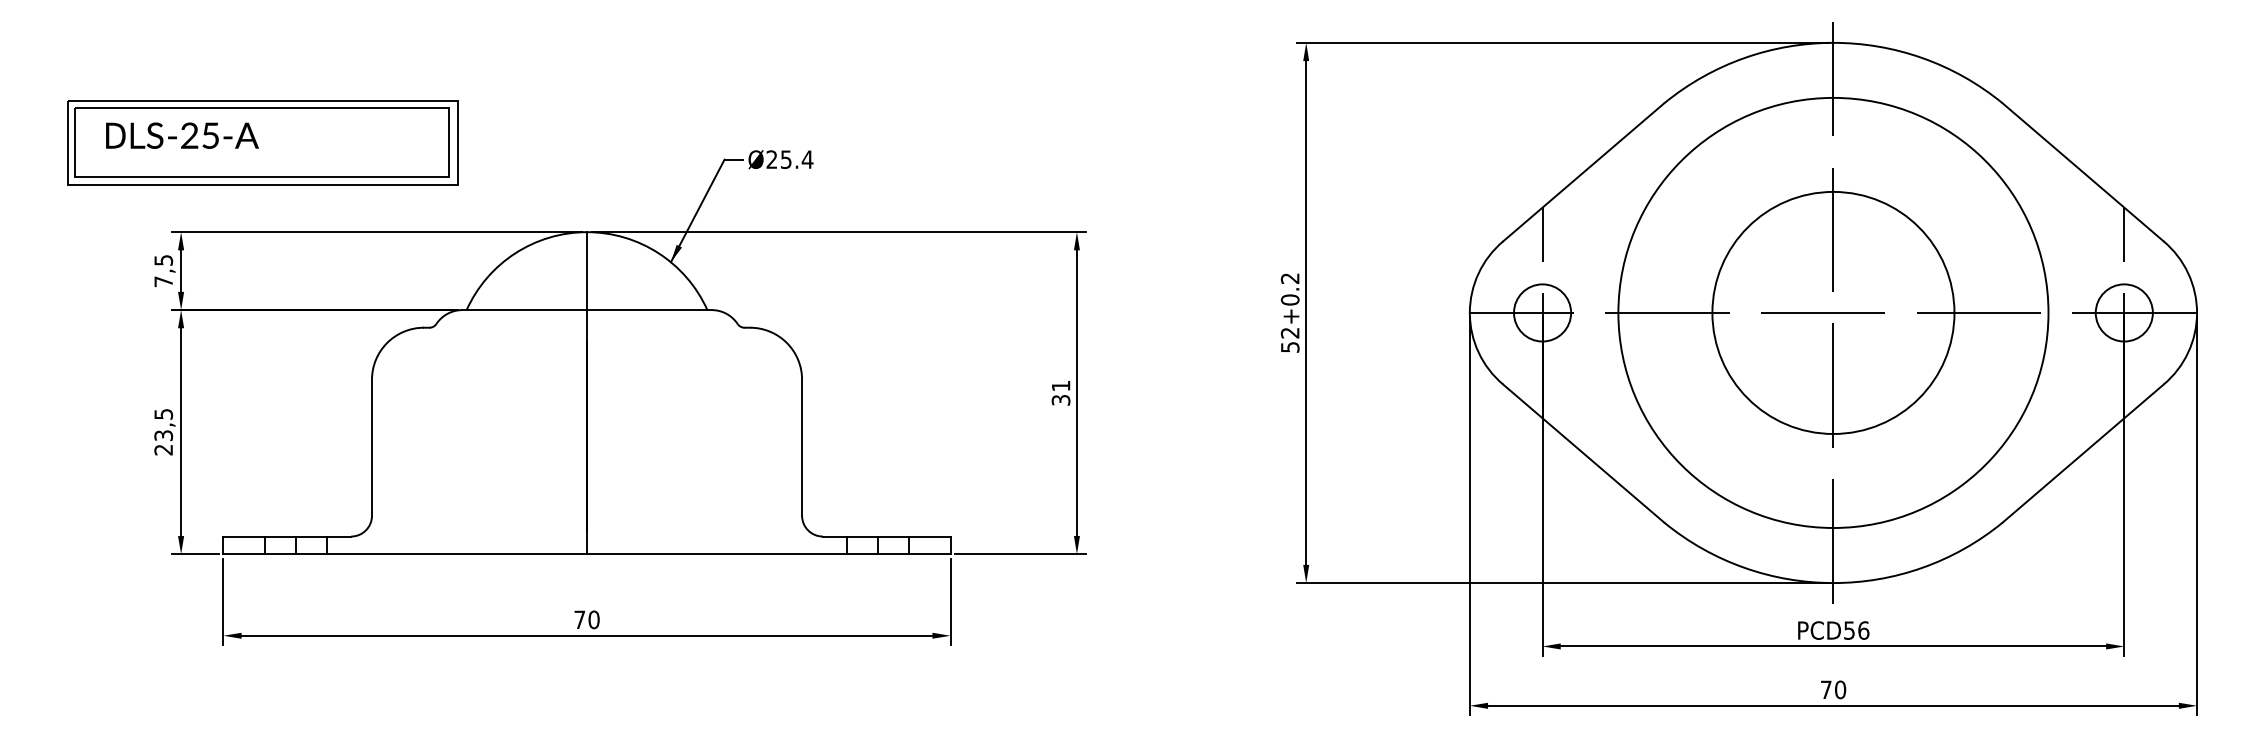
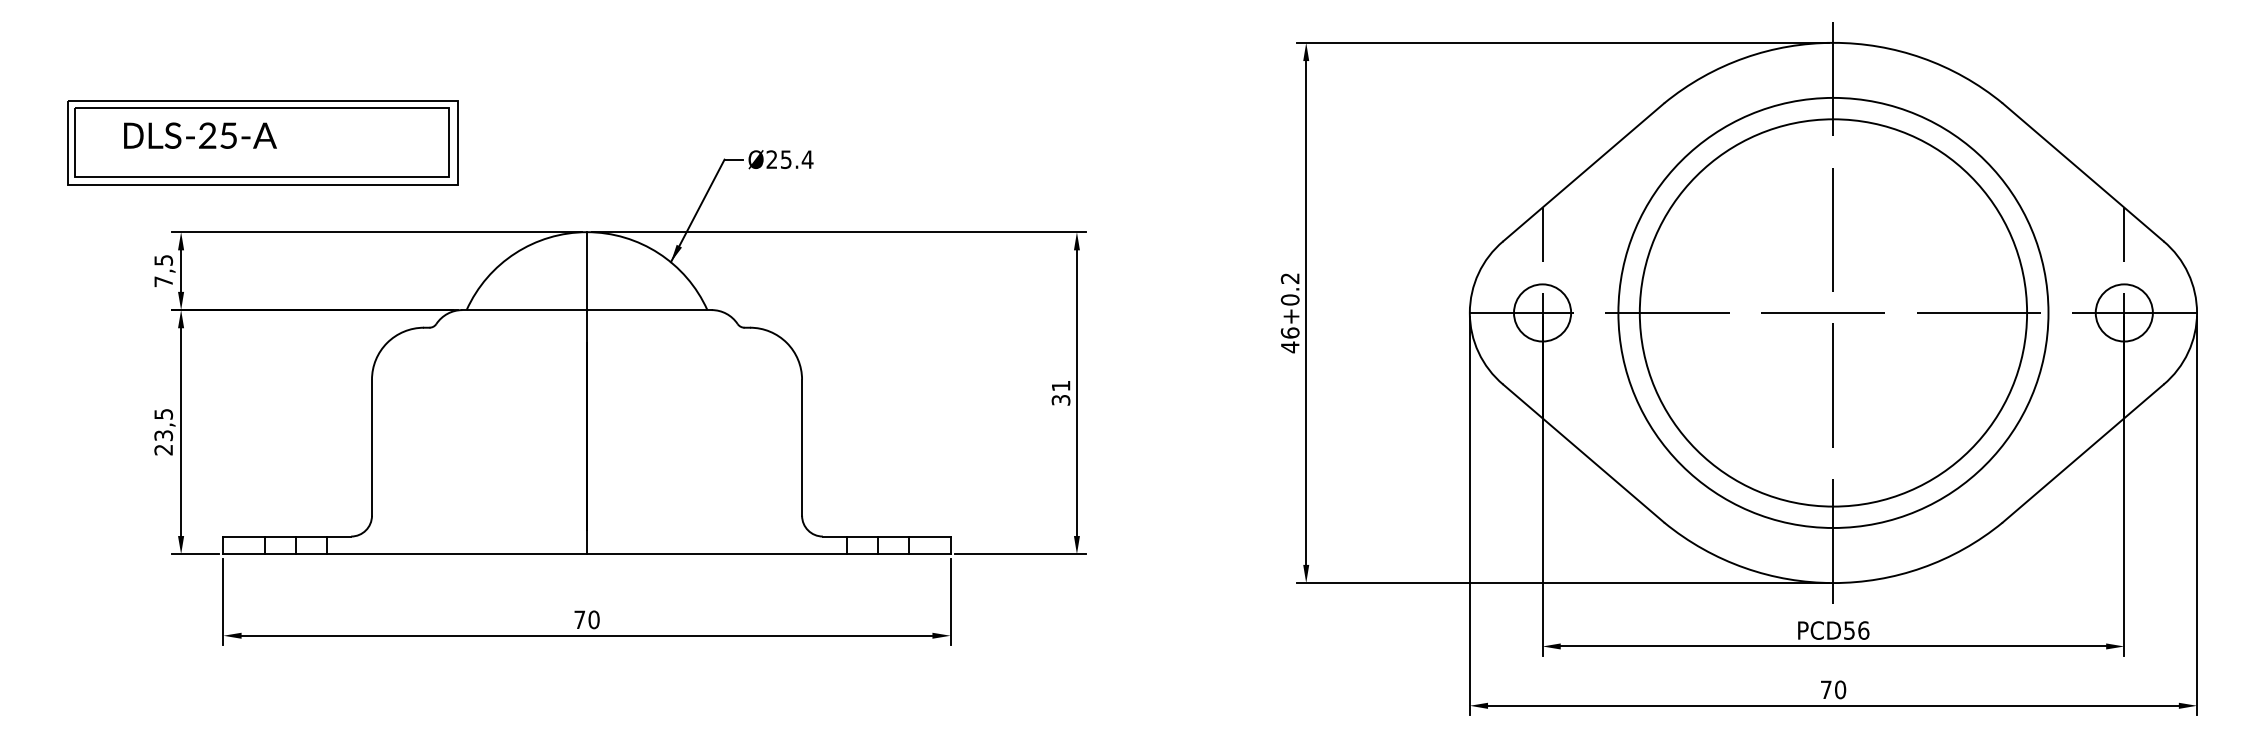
text position: (182, 135) -> (200, 135) (200, 135)
circle diameter: 242 px -> 387 px (1833, 312)
text: 52+0.2 -> 46+0.2 (1289, 340)
